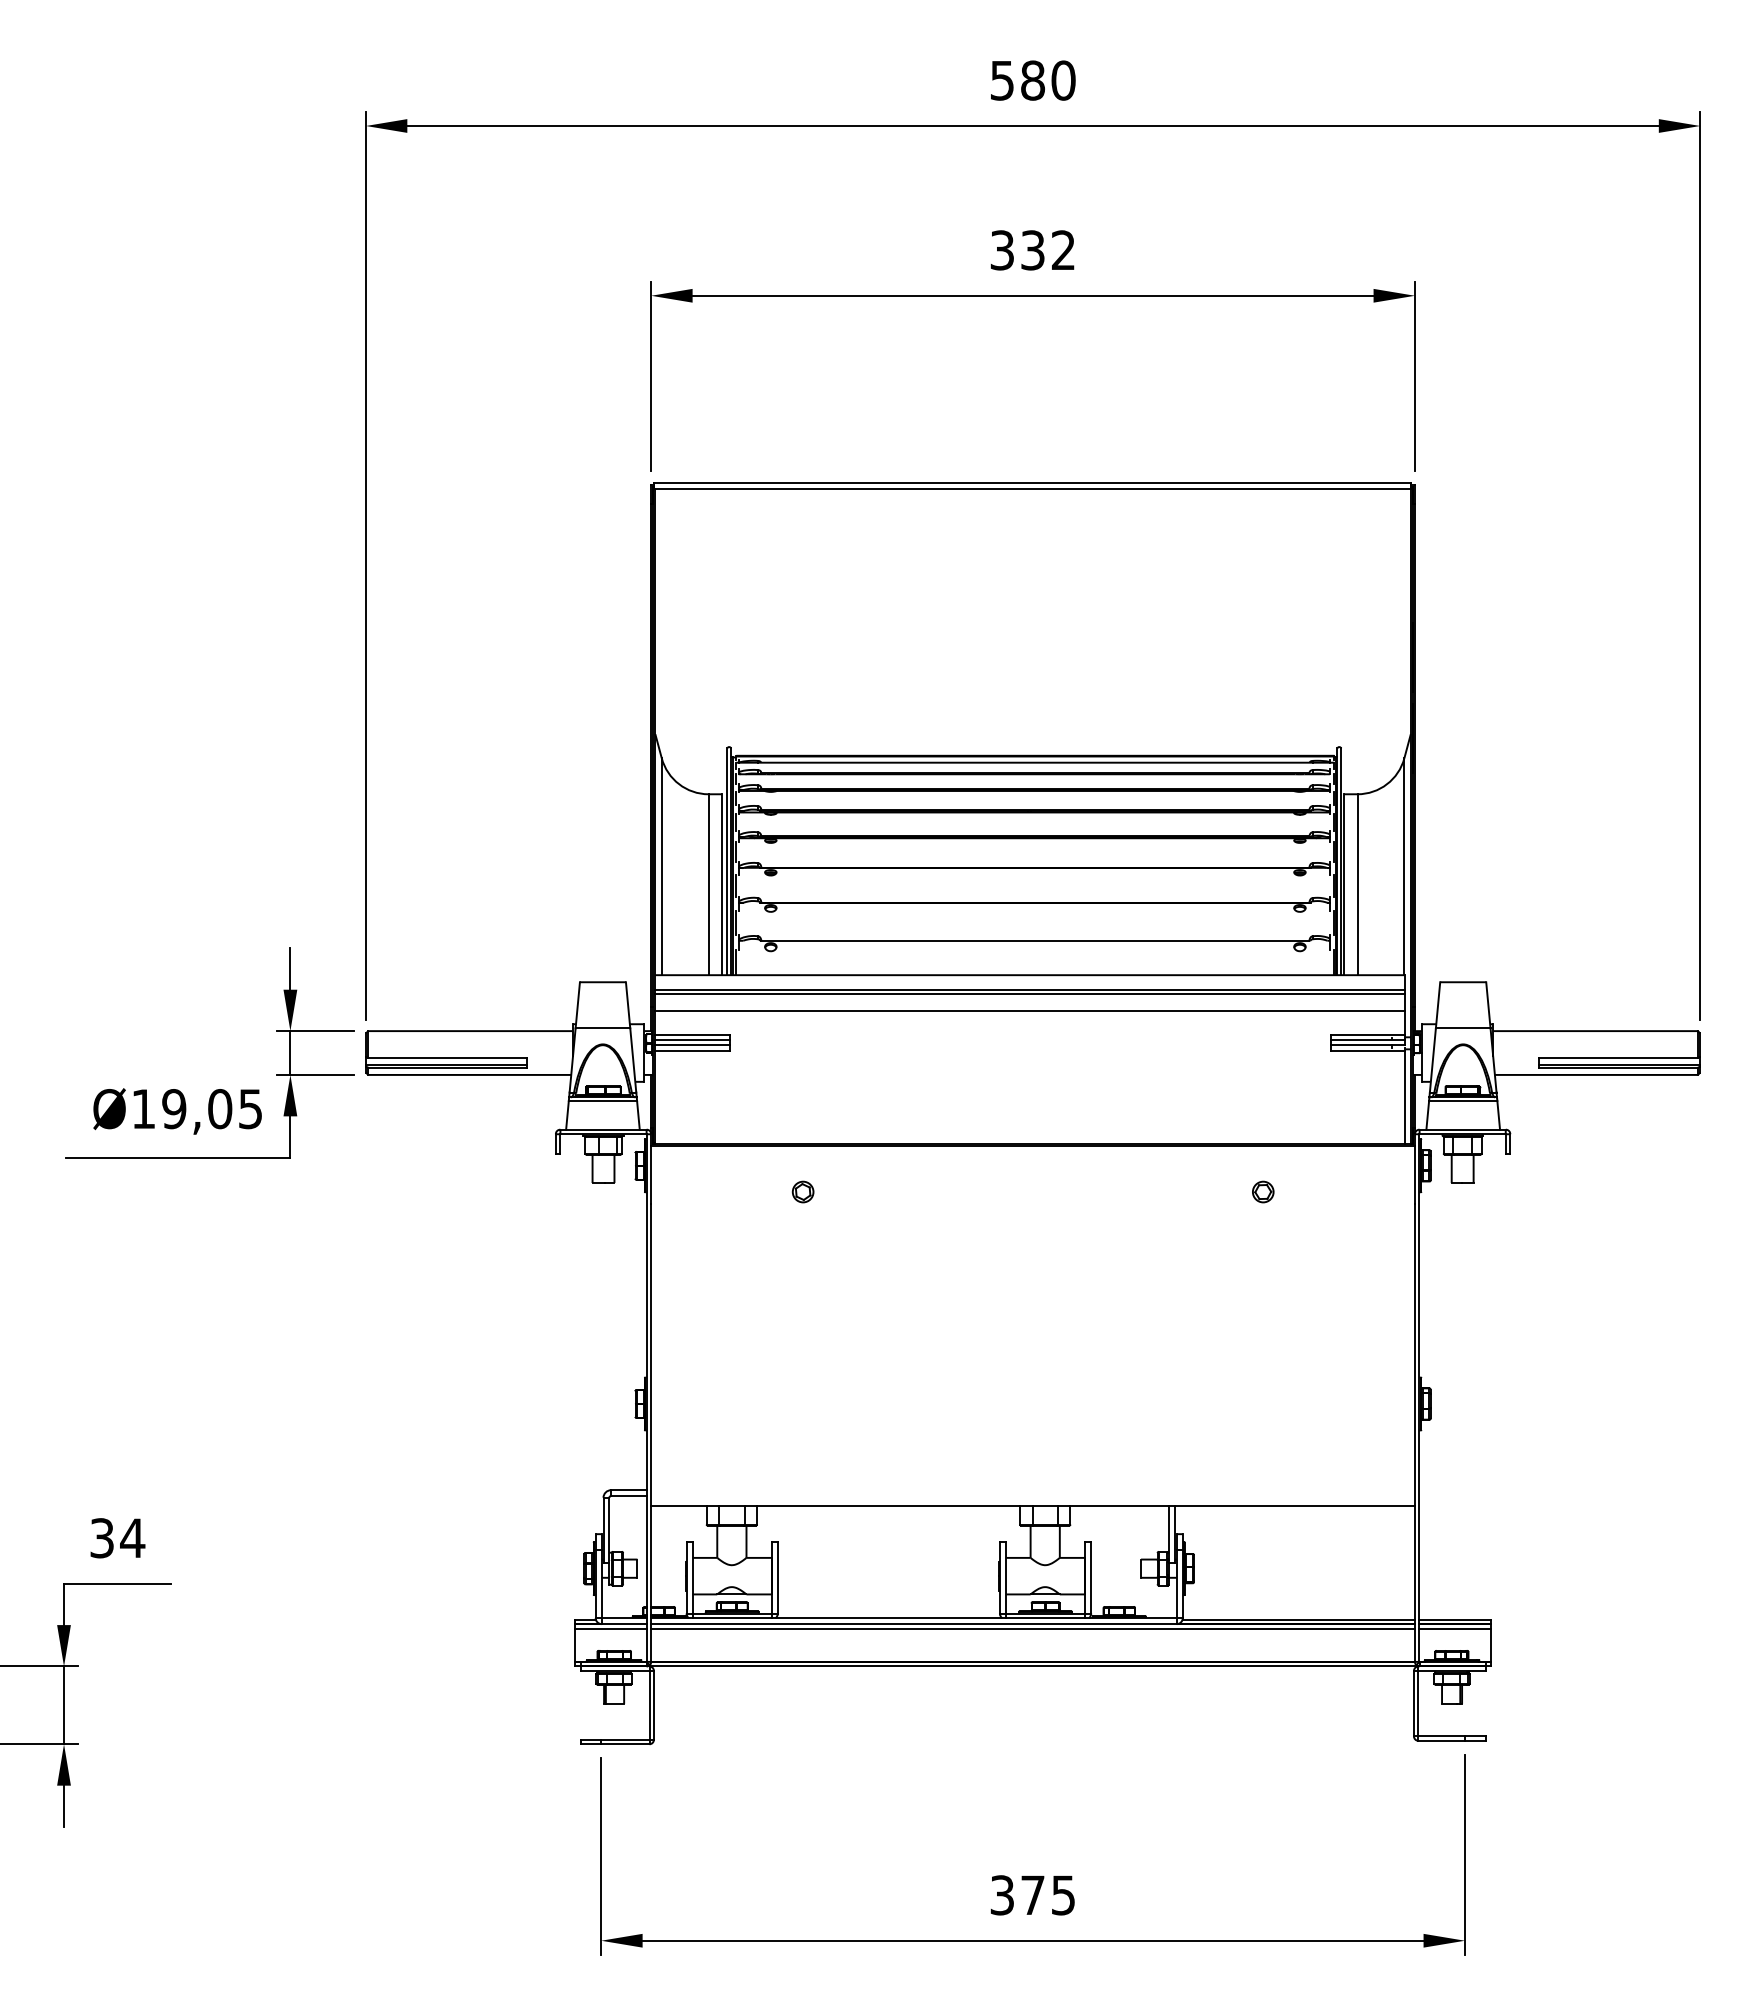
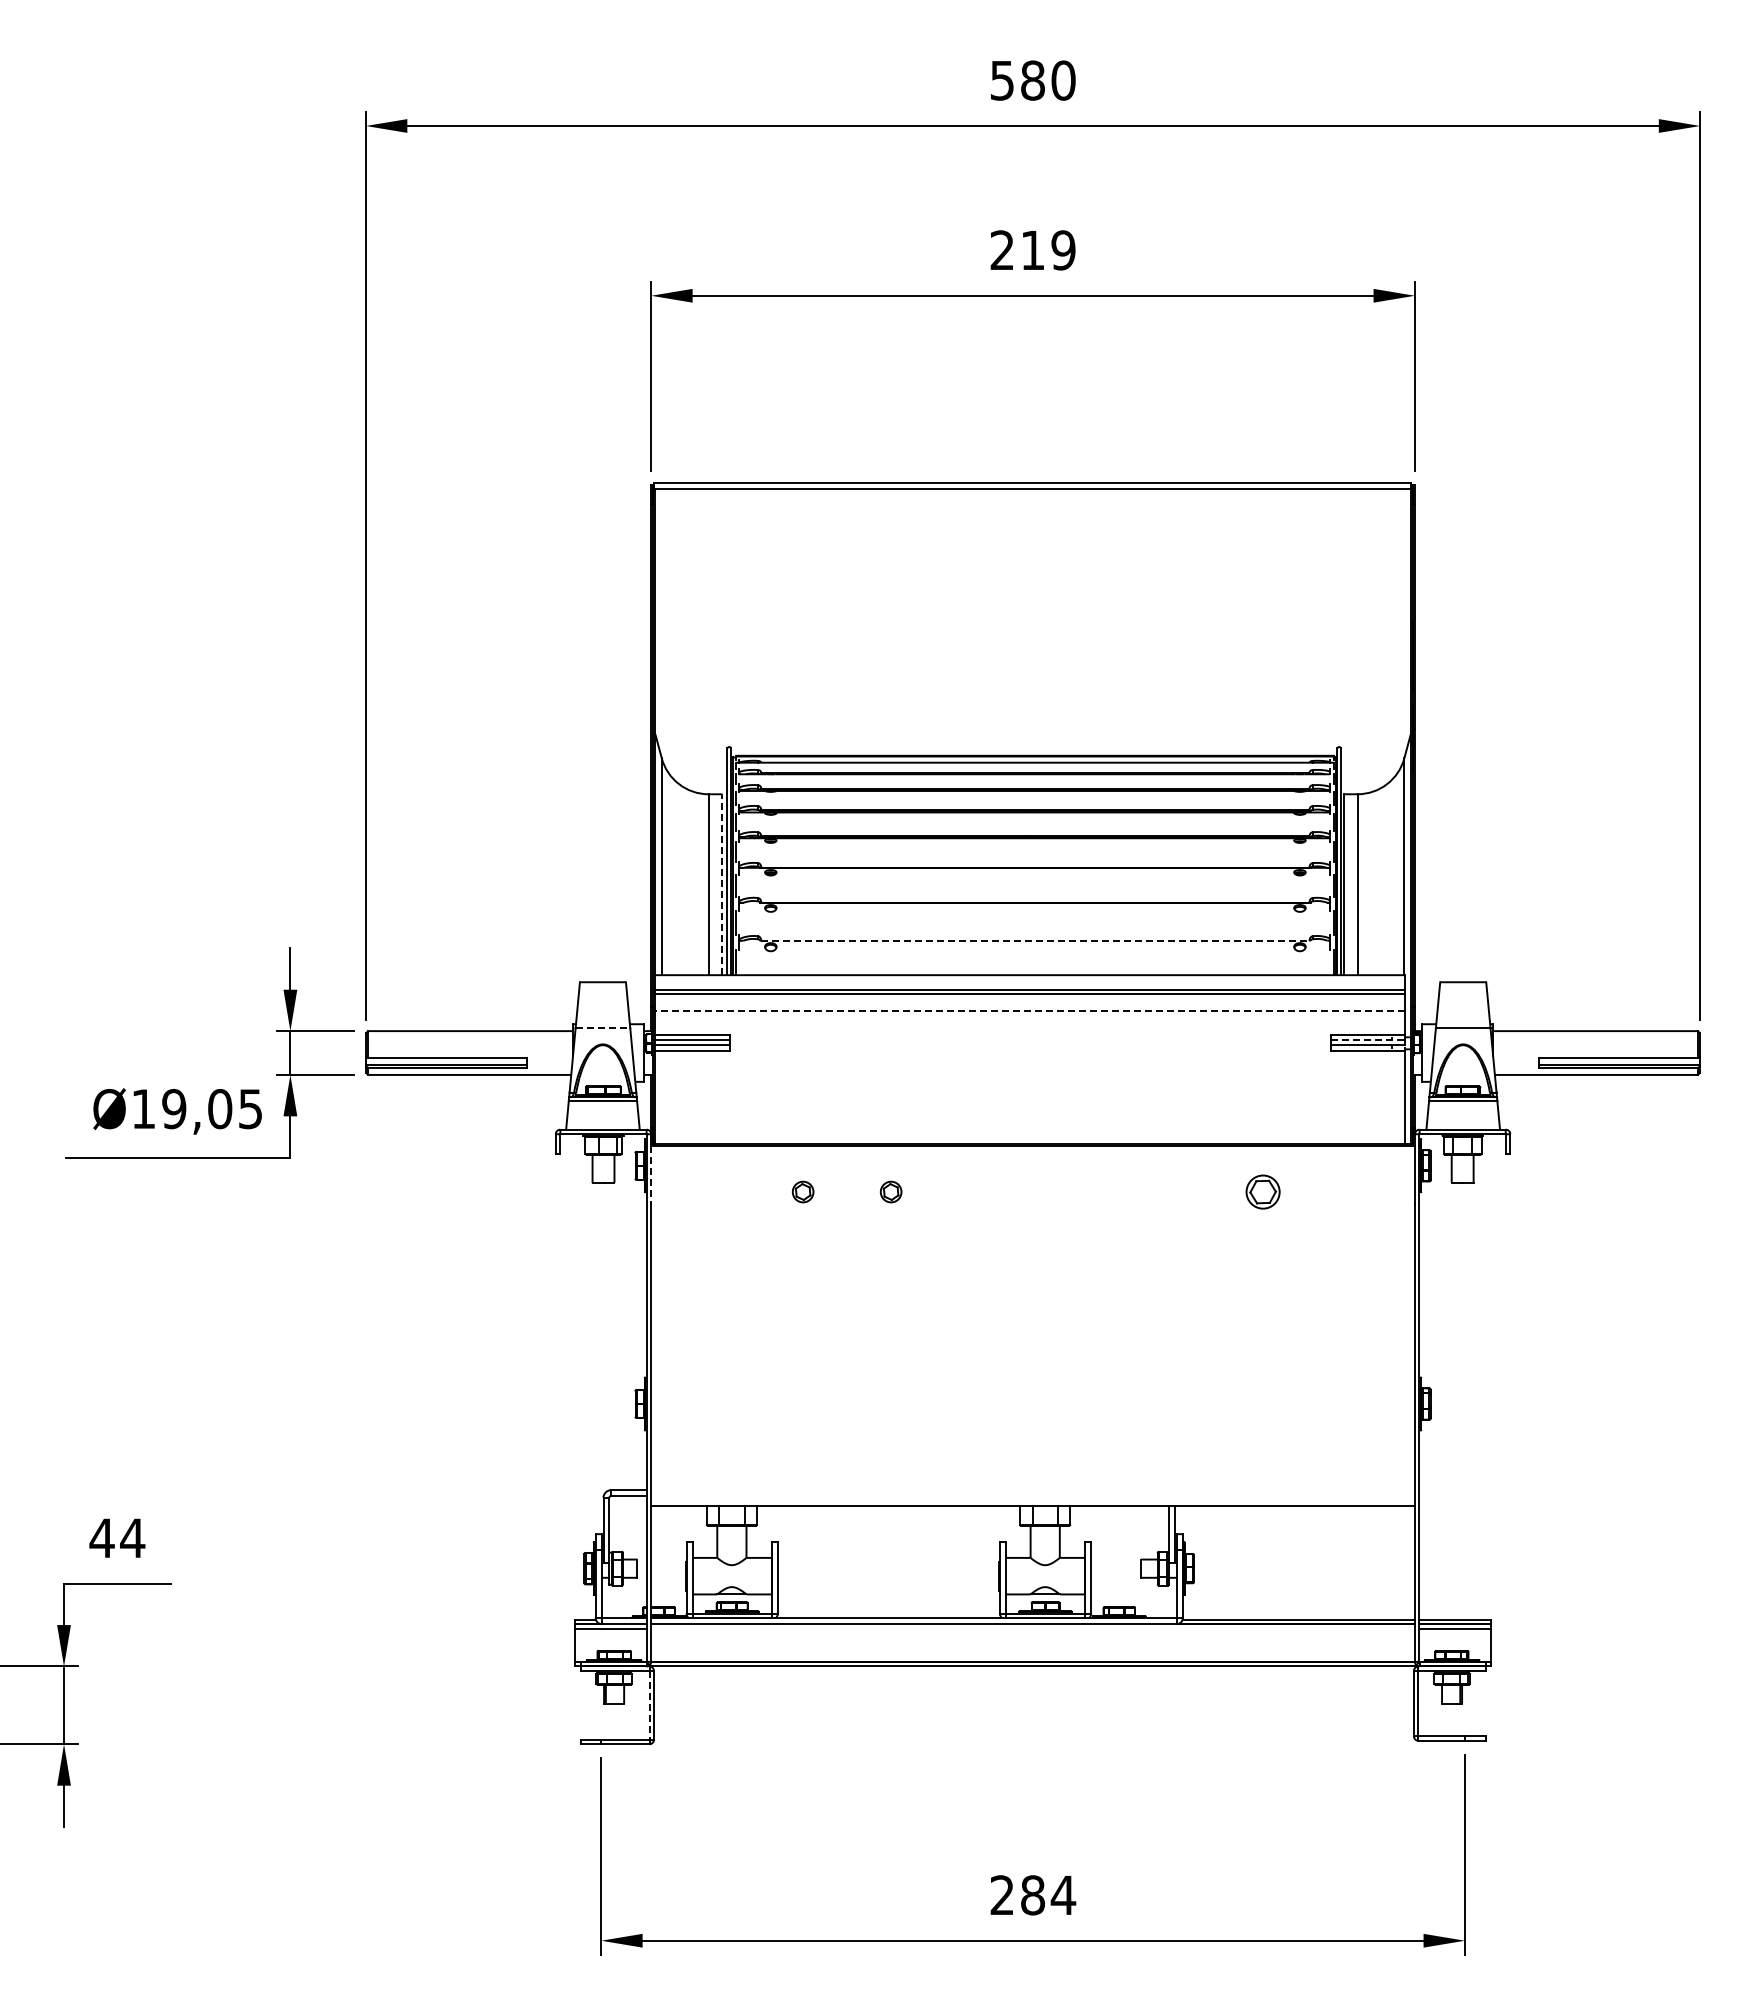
text: 332 -> 219 (1032, 250)
line: solid -> dashed (722, 884)
line: solid -> dashed (1035, 940)
line: solid -> dashed (1030, 1010)
line: solid -> dashed (603, 1028)
line: solid -> dashed (1368, 1039)
line: solid -> dashed (651, 1175)
part: none -> present (890, 1191)
part size: 23x24 px -> 36x36 px (1262, 1191)
text: 34 -> 44 (101, 1538)
line: present -> none (1032, 1628)
line: solid -> dashed (649, 1705)
text: 375 -> 284 (1033, 1895)
